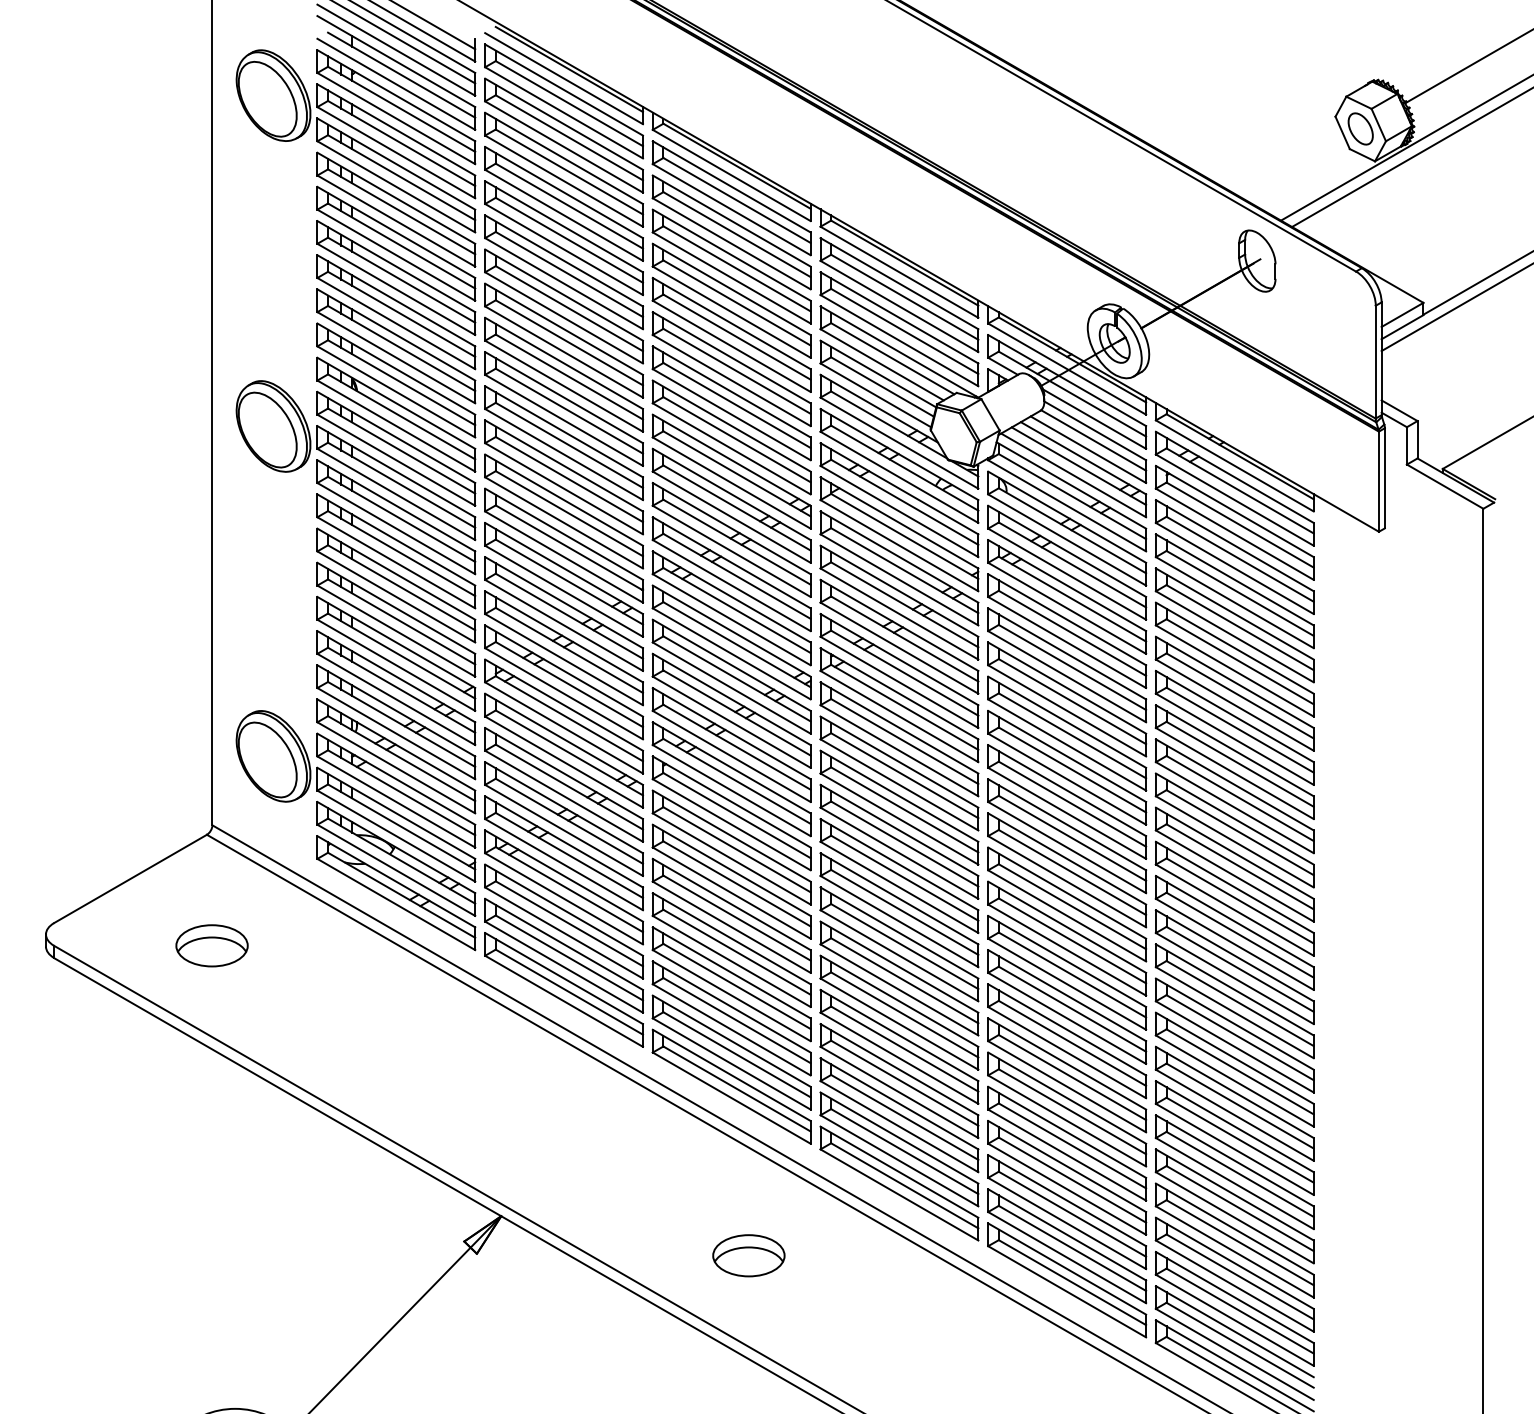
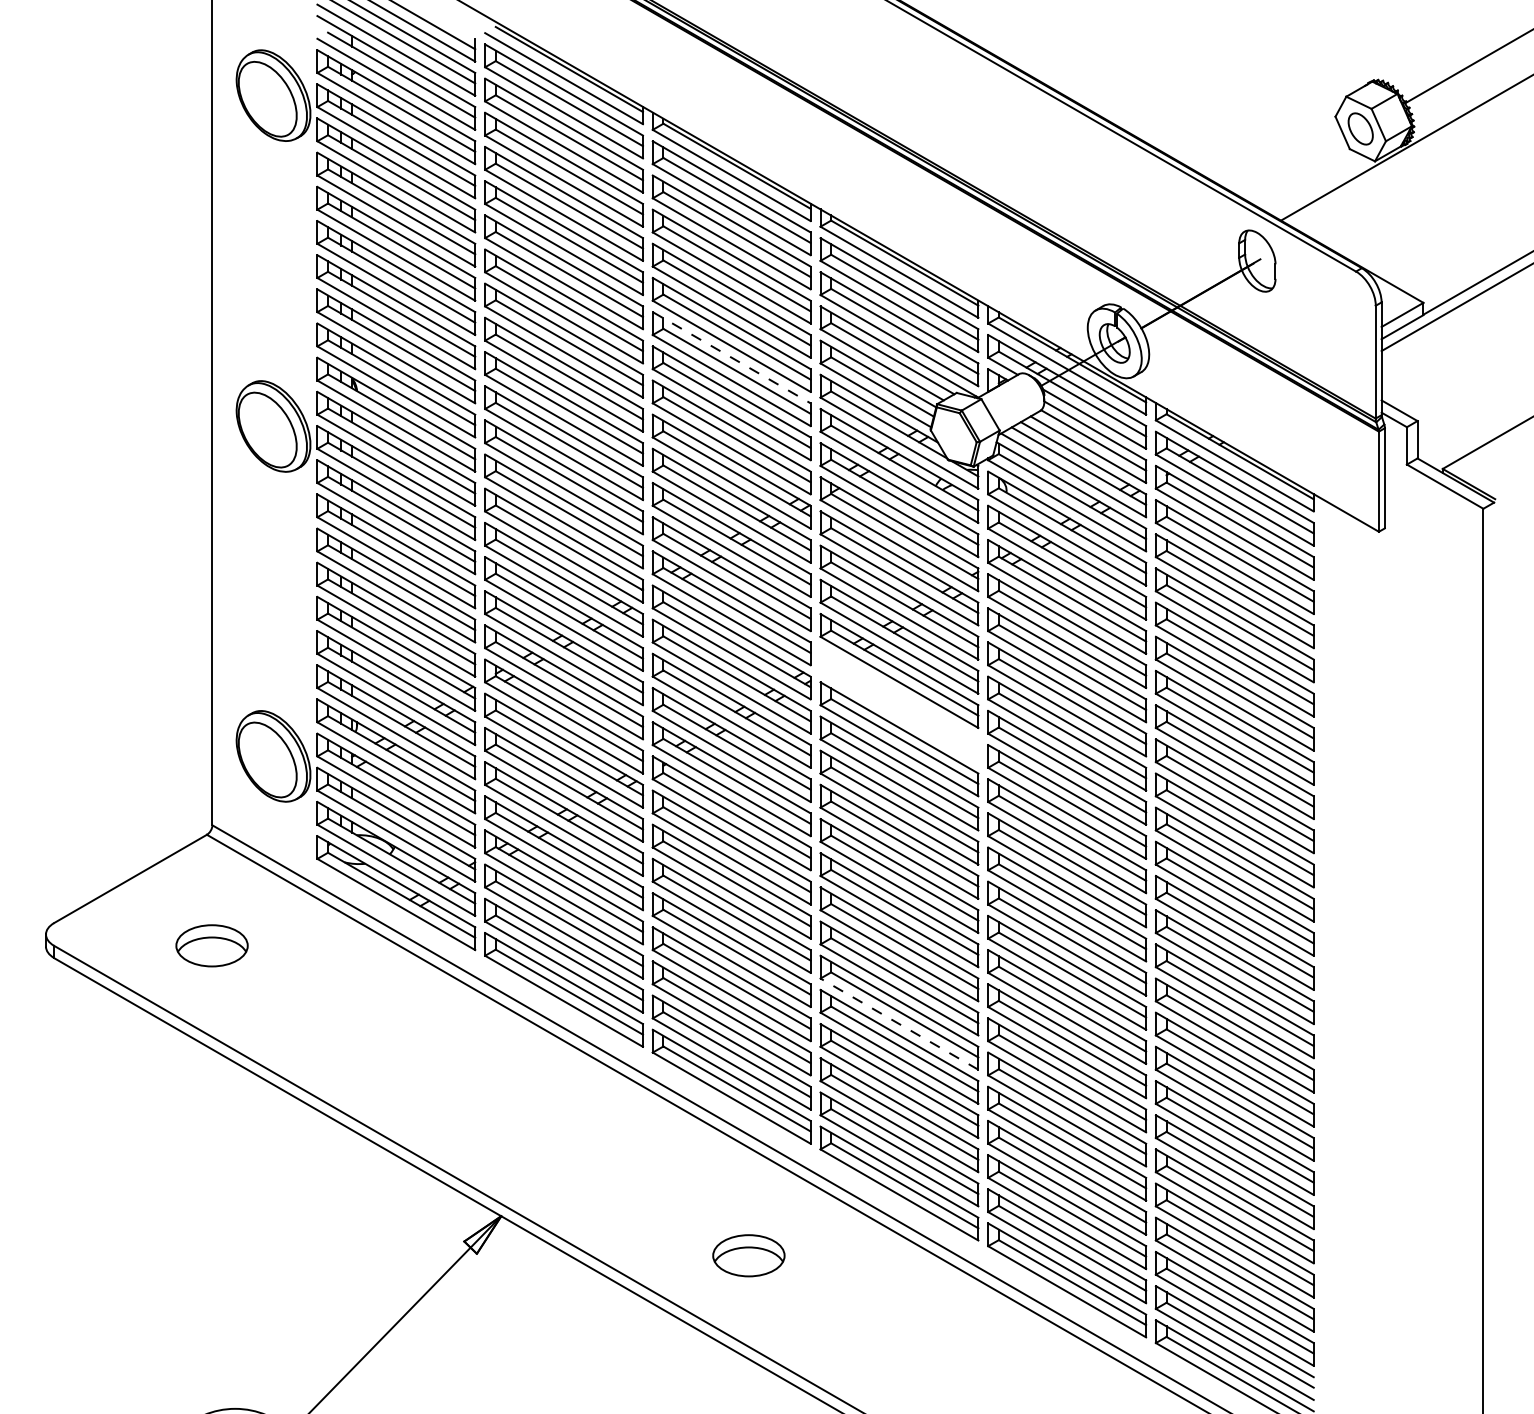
line: present -> none (1411, 157)
line: solid -> dashed (732, 357)
part: present -> none (899, 705)
line: solid -> dashed (899, 1023)
